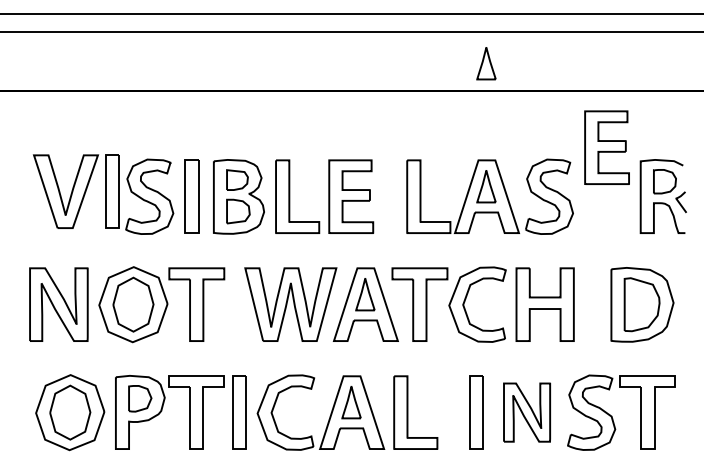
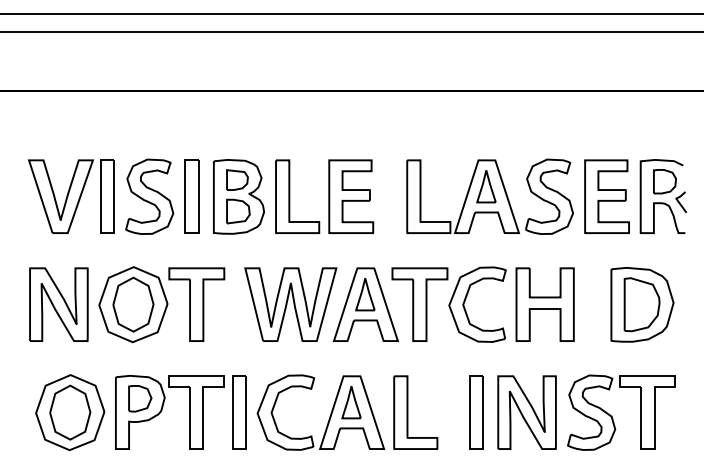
curve: present -> none (483, 63)
part position: (606, 147) -> (606, 196) (606, 196)
part position: (76, 191) -> (71, 196) (71, 196)
part size: 48x61 px -> 60x75 px (526, 412)
